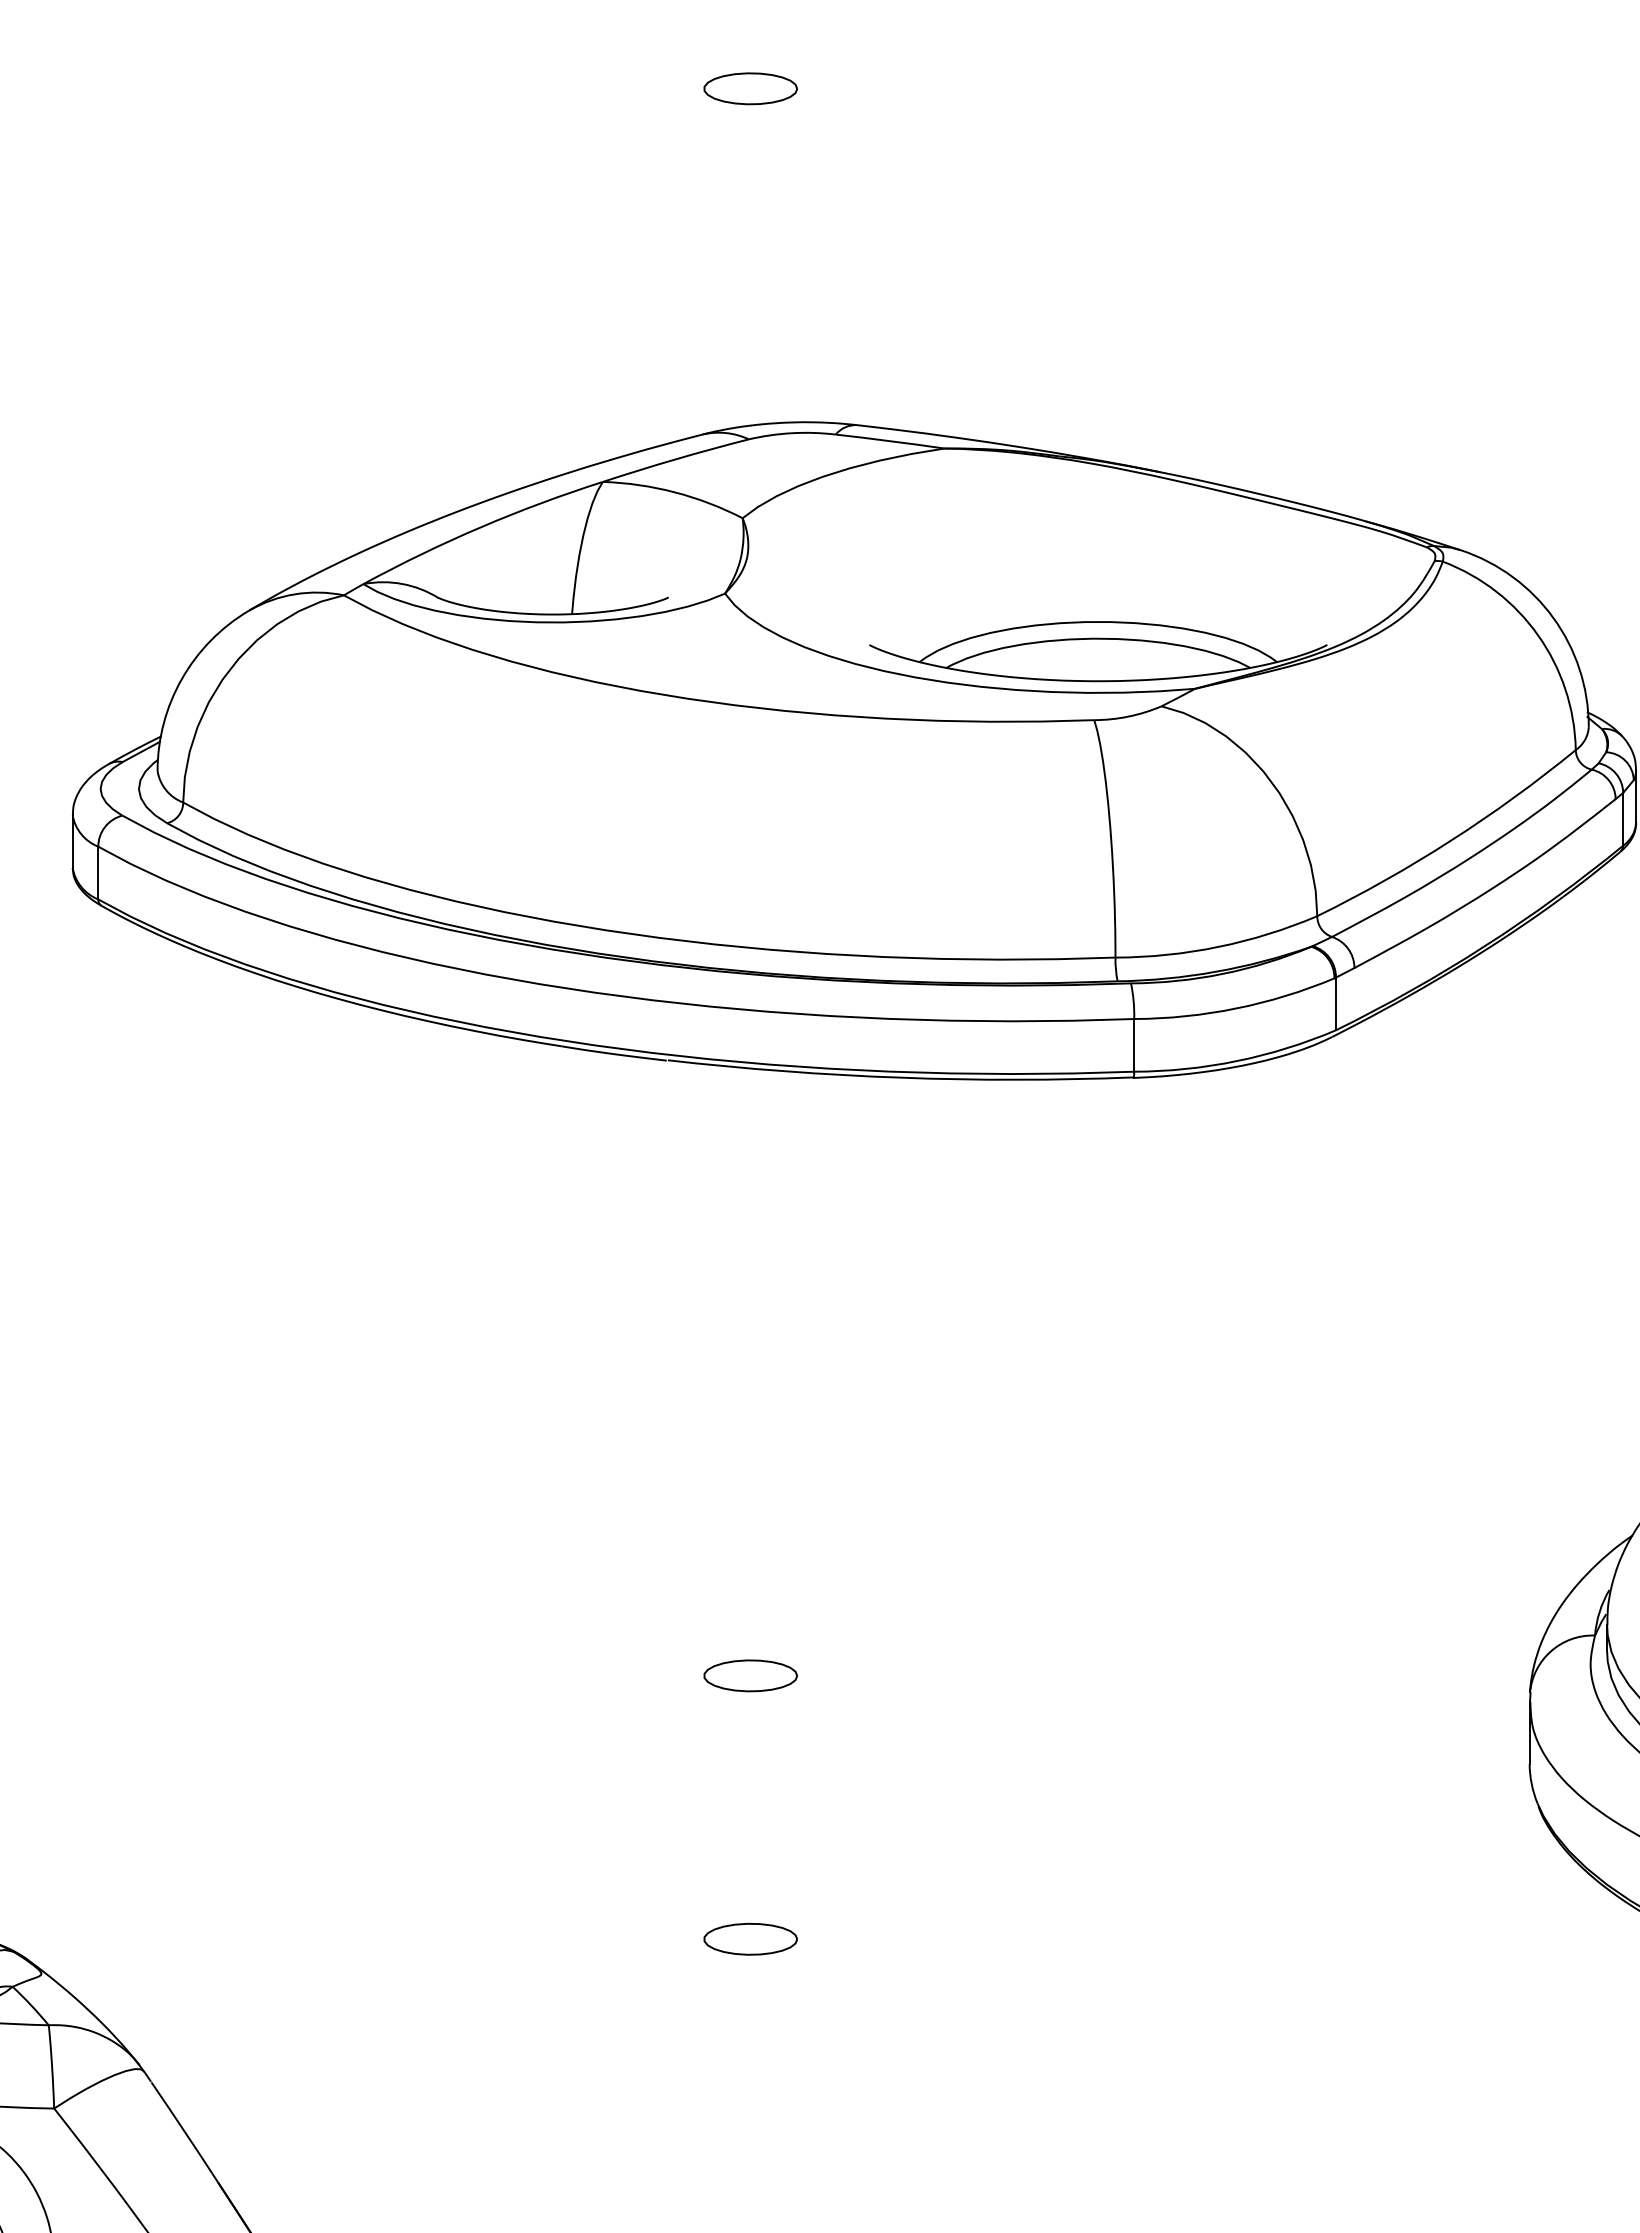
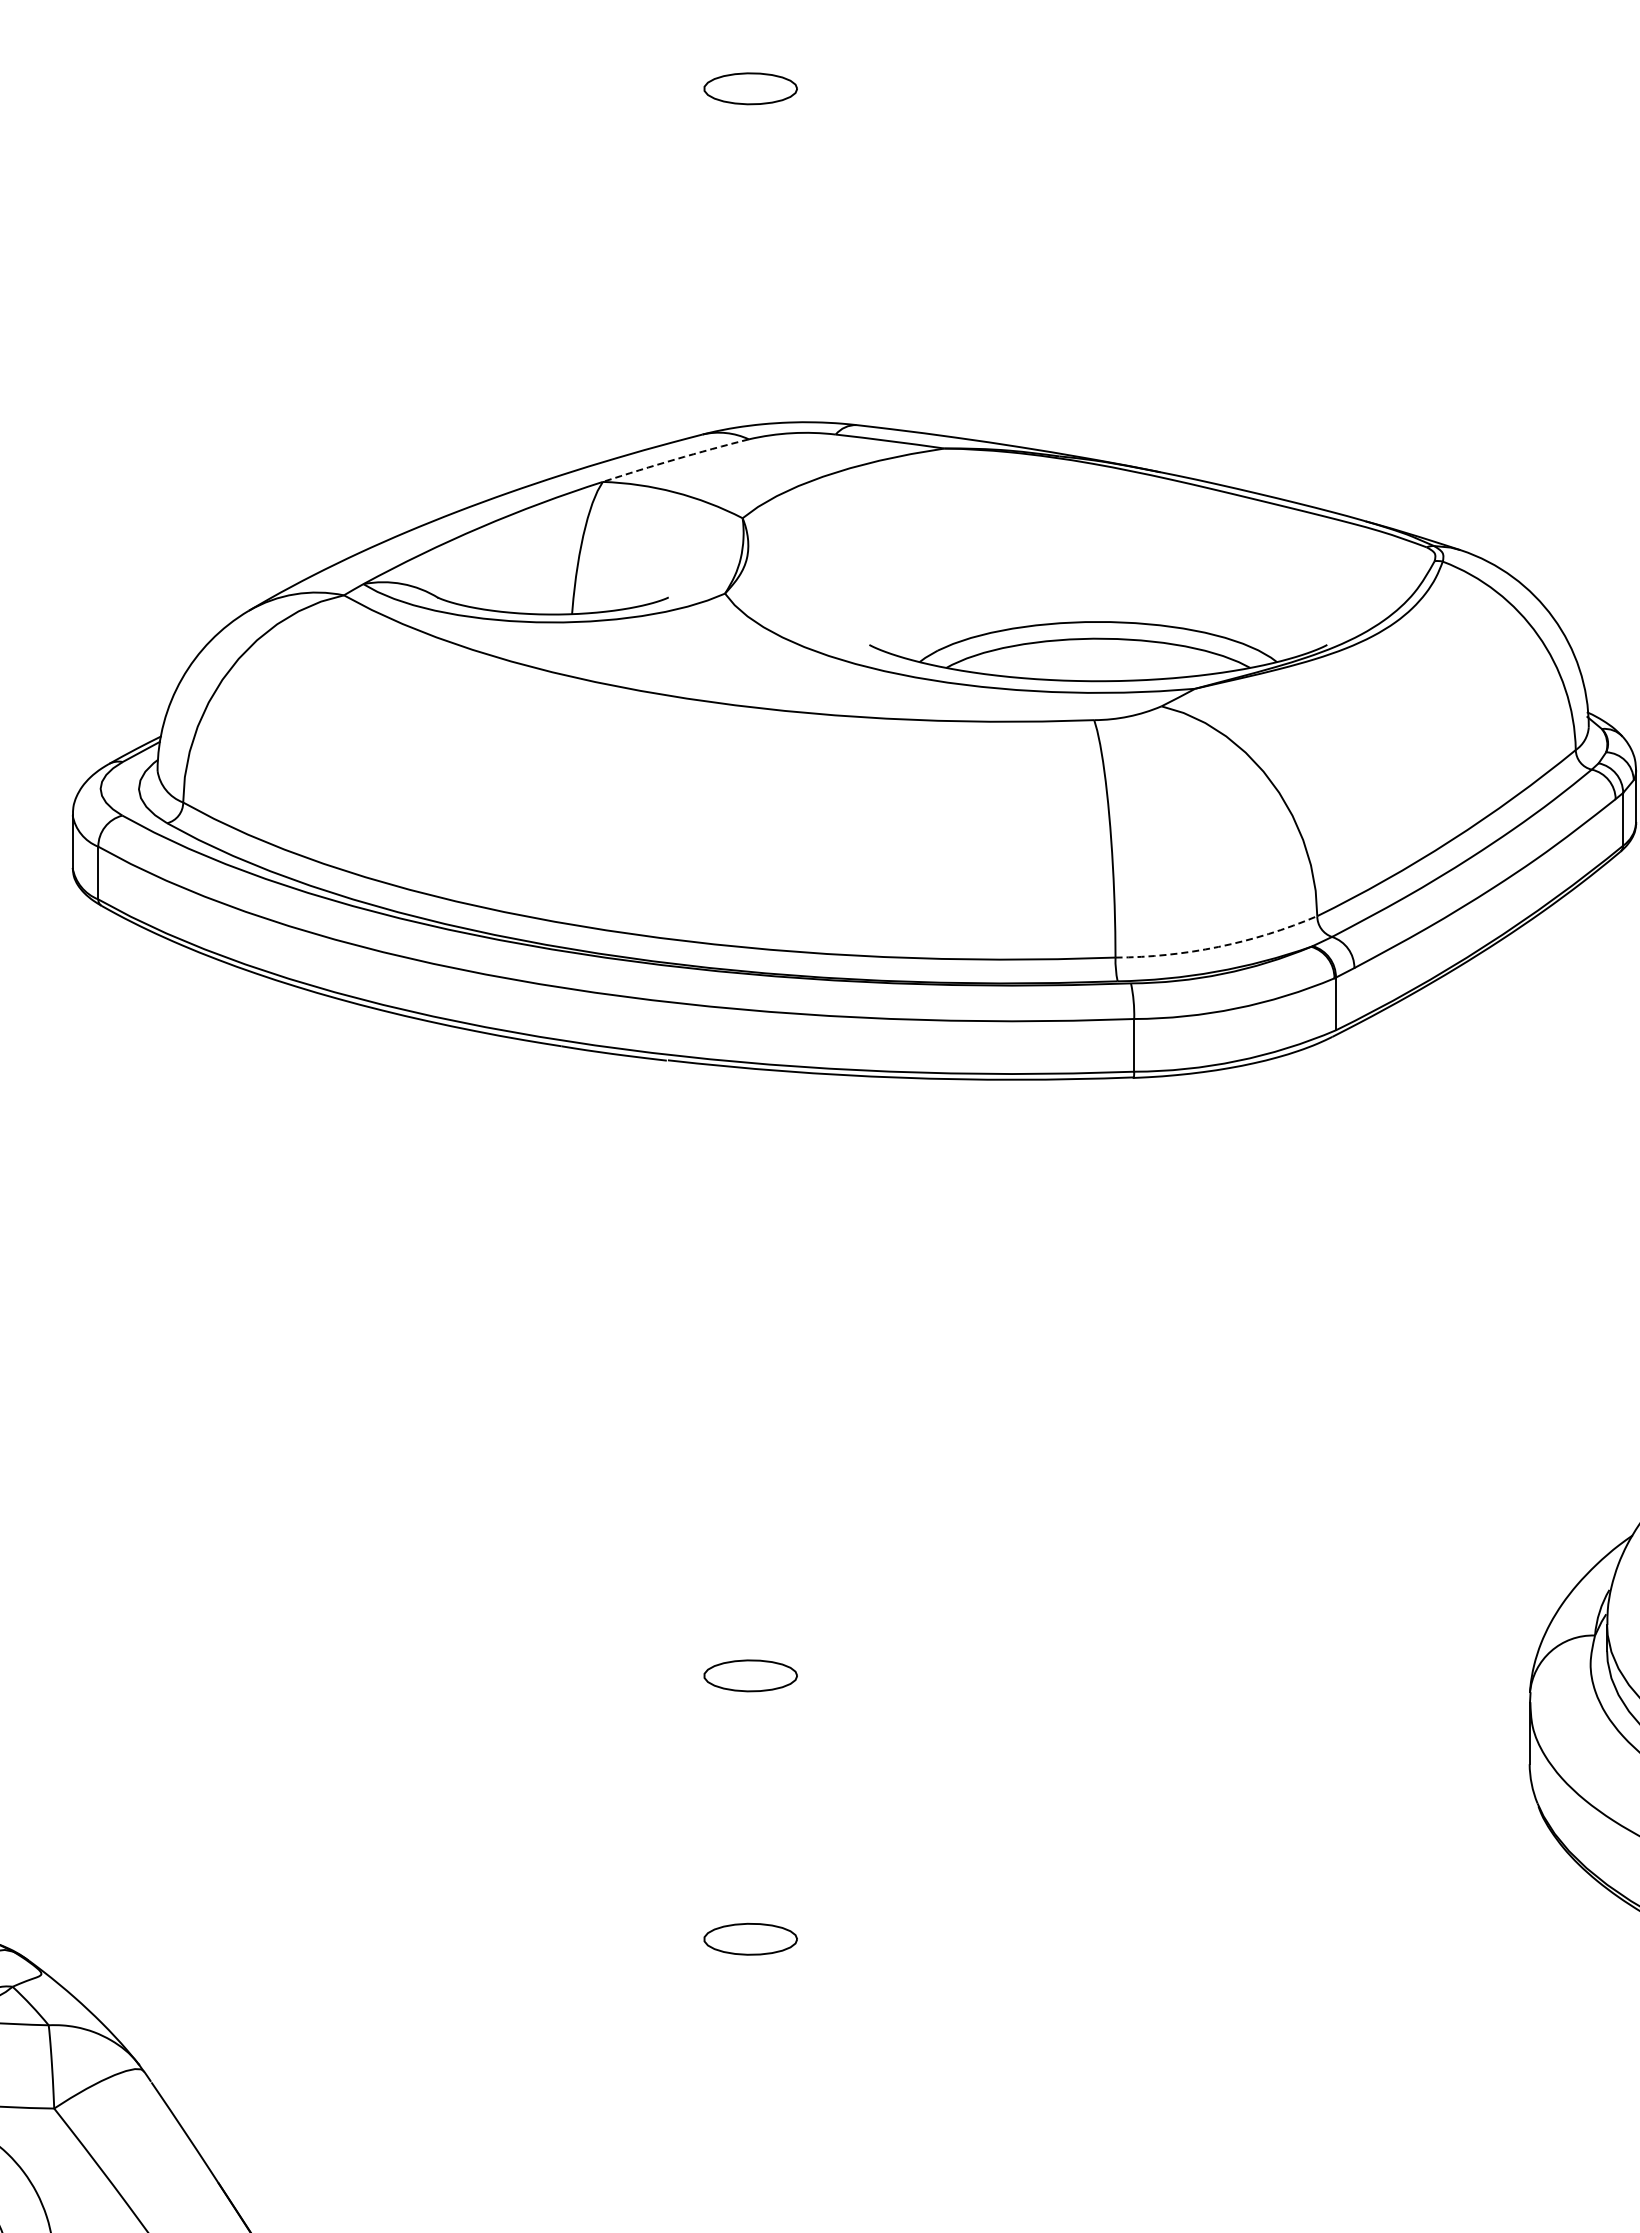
arc: solid -> dashed (675, 459)
arc: solid -> dashed (1218, 946)
